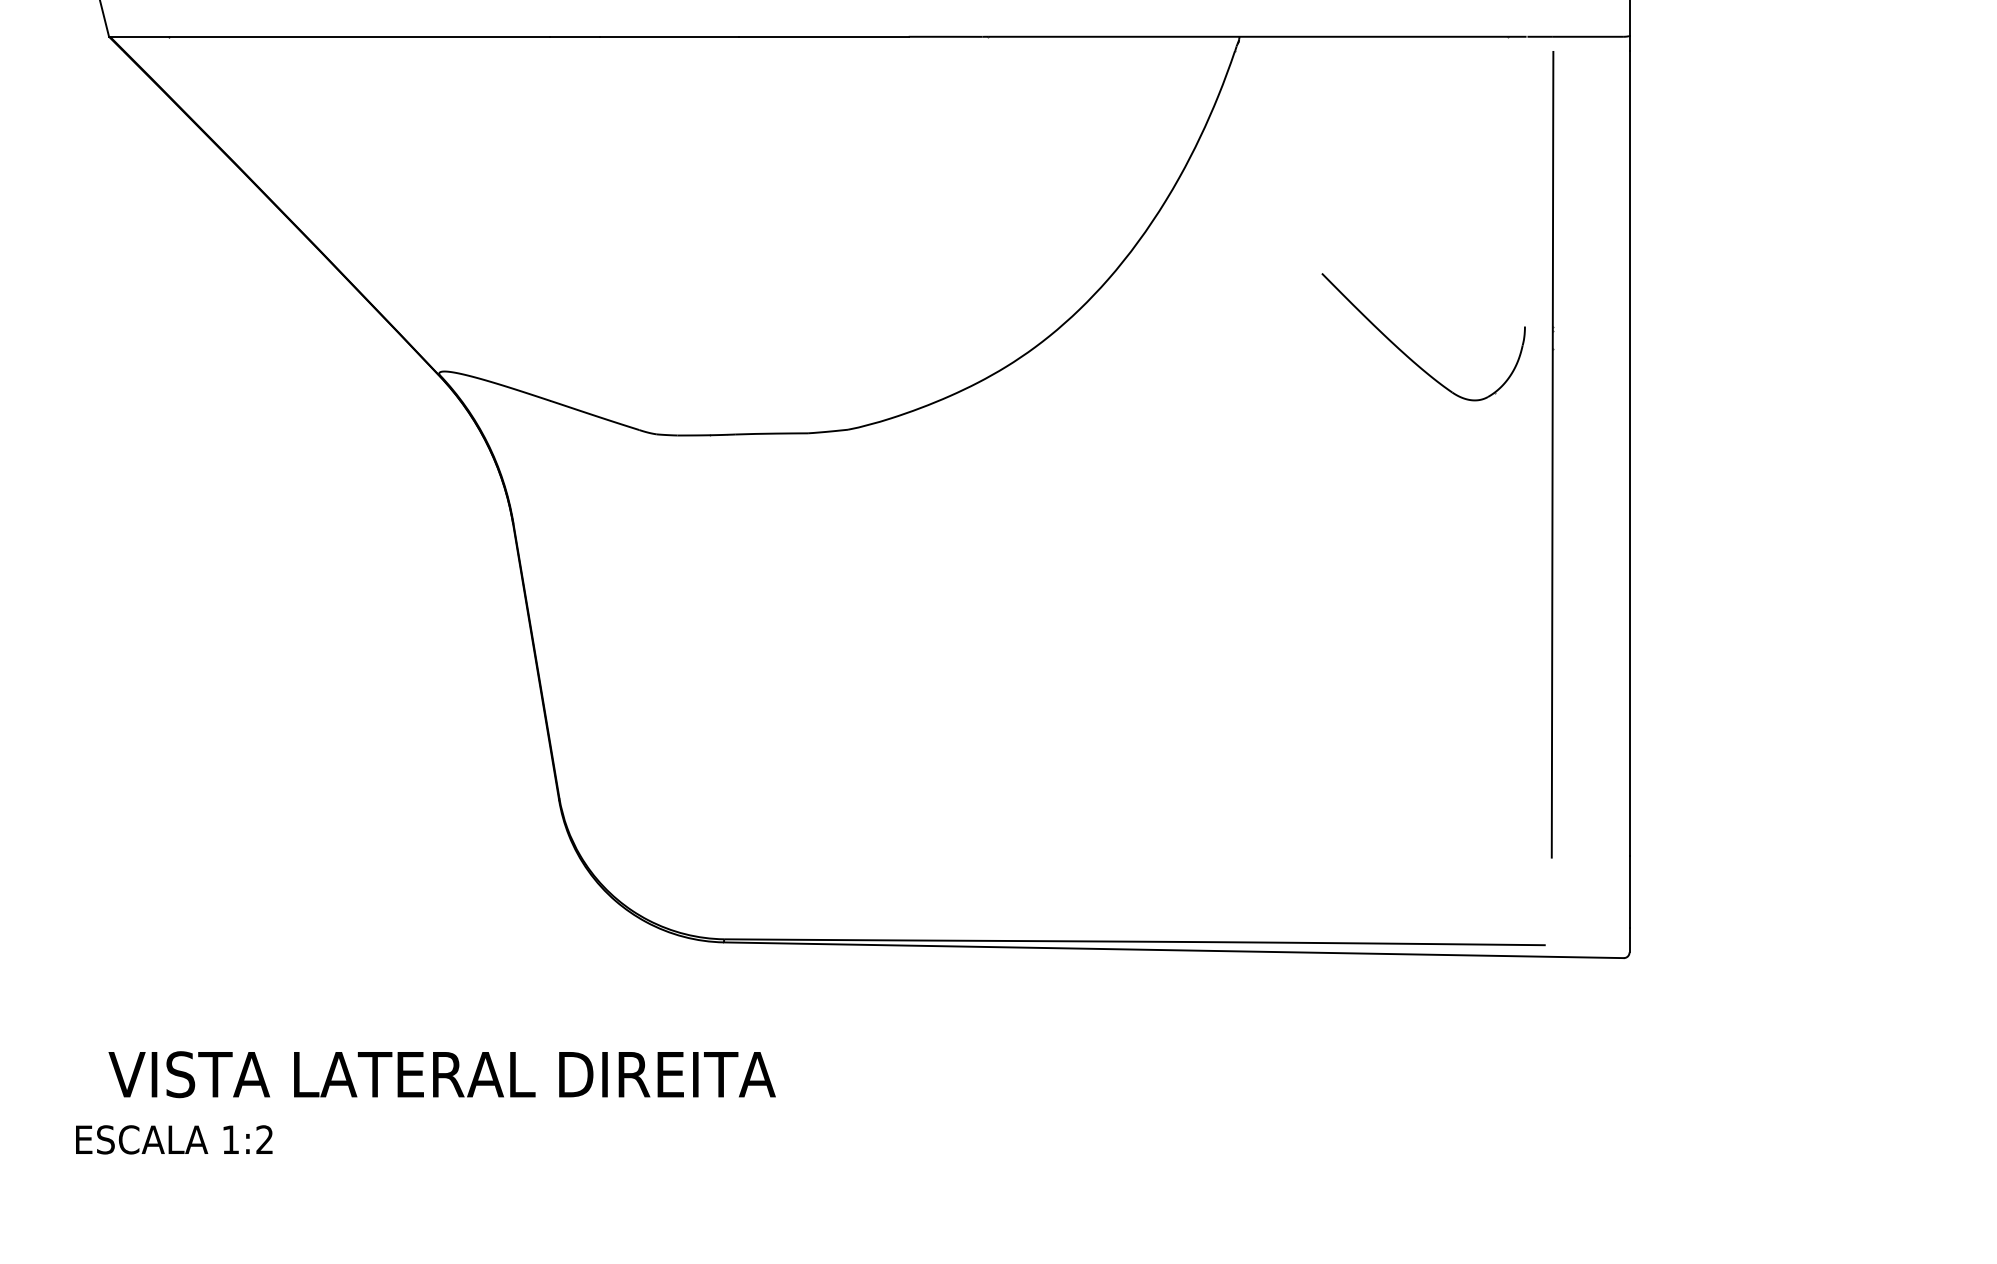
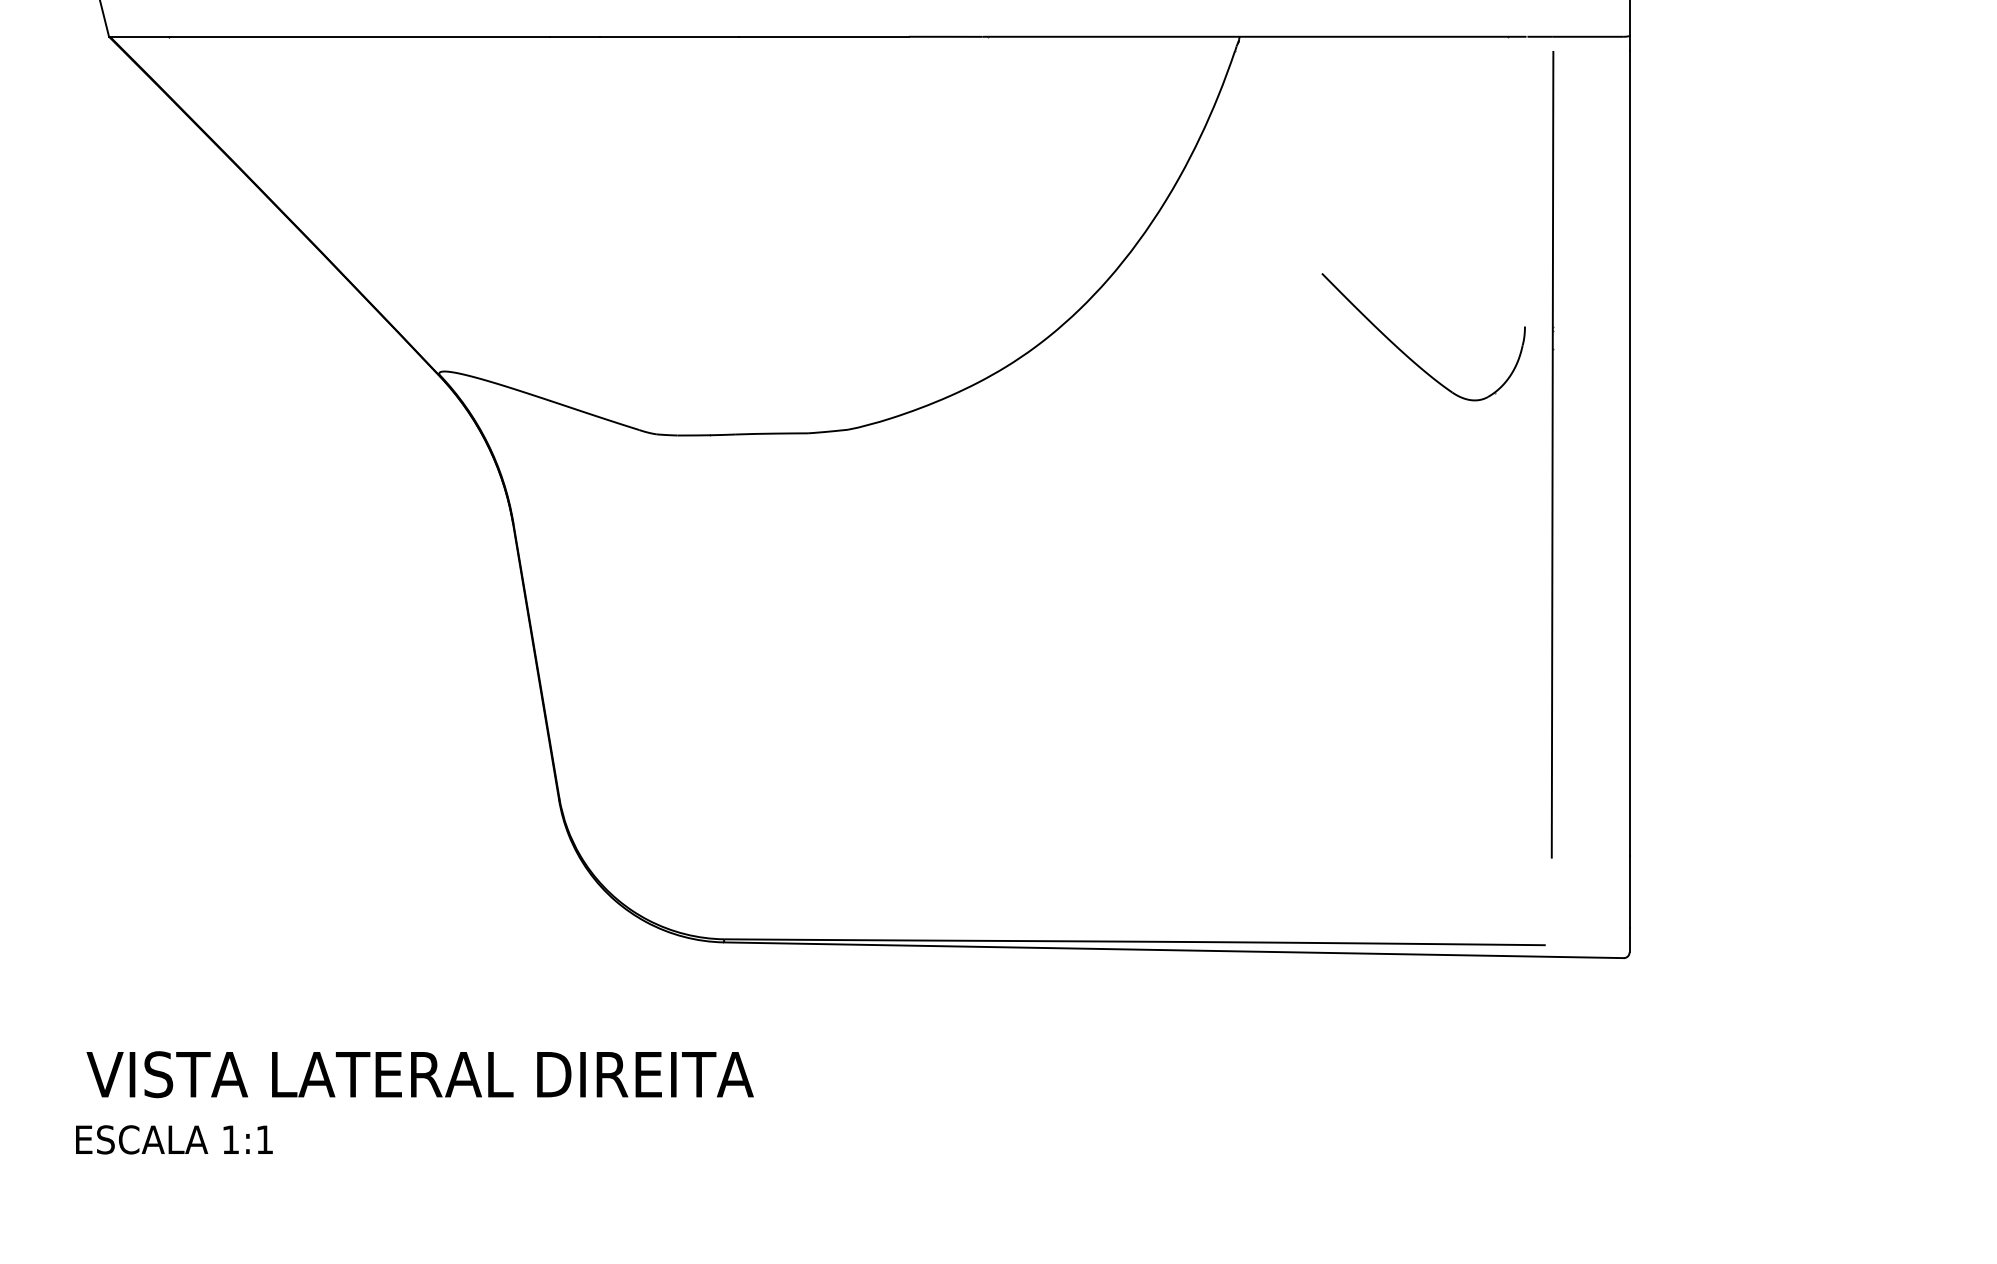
text position: (441, 1074) -> (419, 1074) (419, 1074)
text: 1:2 -> 1:1 (264, 1139)
